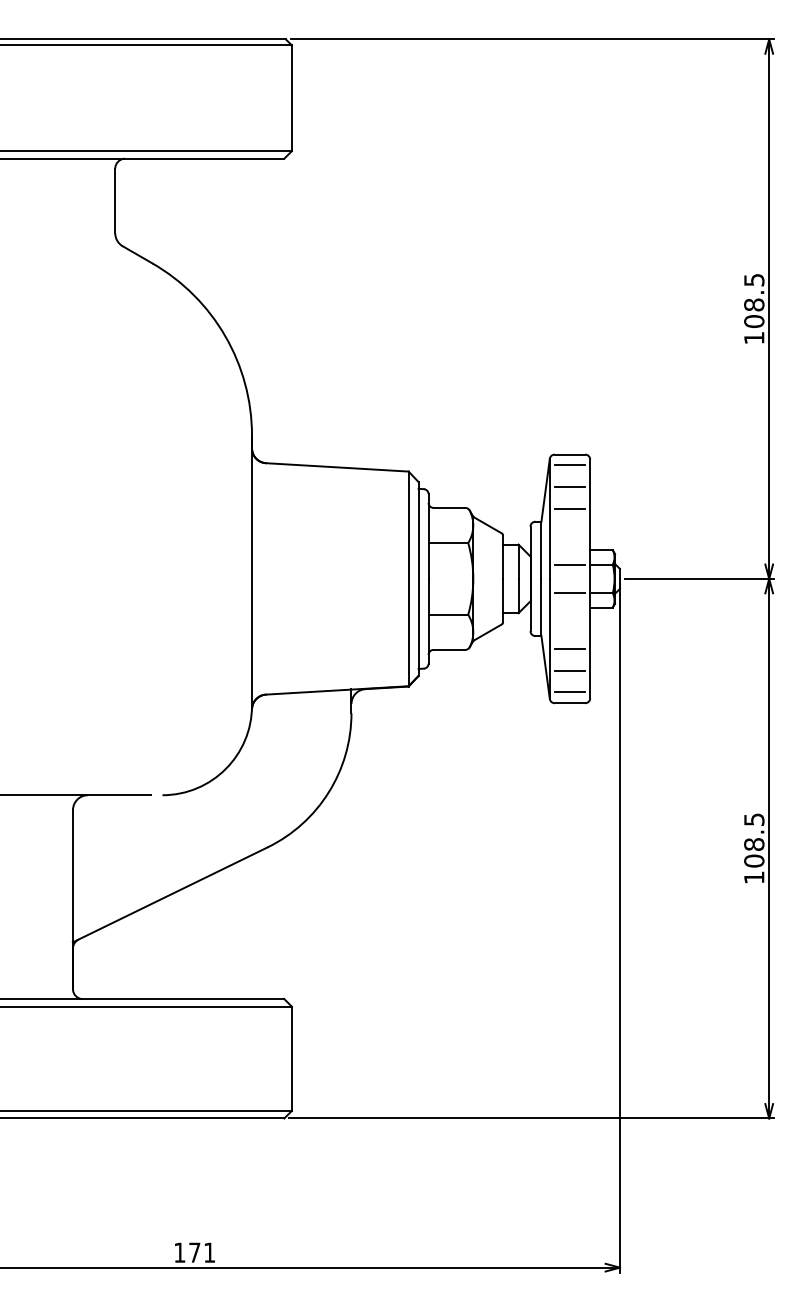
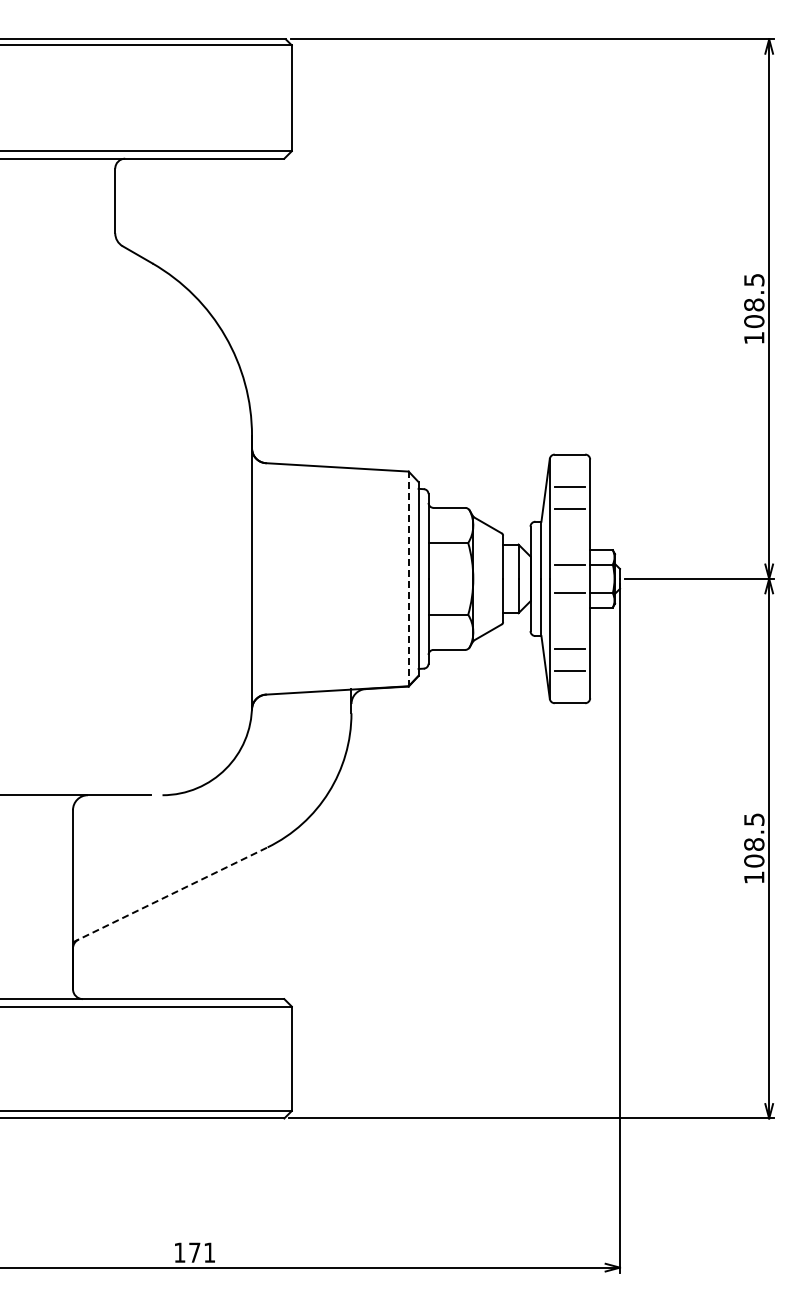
line: present -> none (569, 465)
line: solid -> dashed (408, 579)
line: present -> none (569, 692)
line: solid -> dashed (170, 894)
